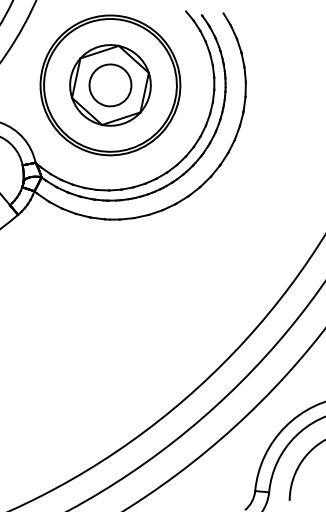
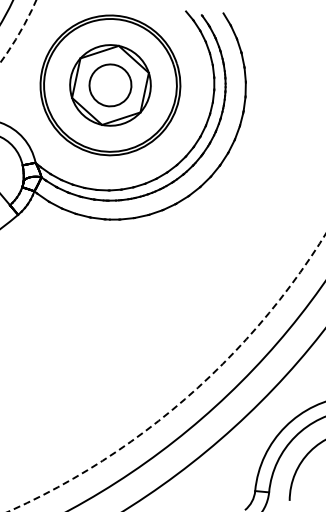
arc: solid -> dashed (19, 32)
arc: solid -> dashed (187, 396)
